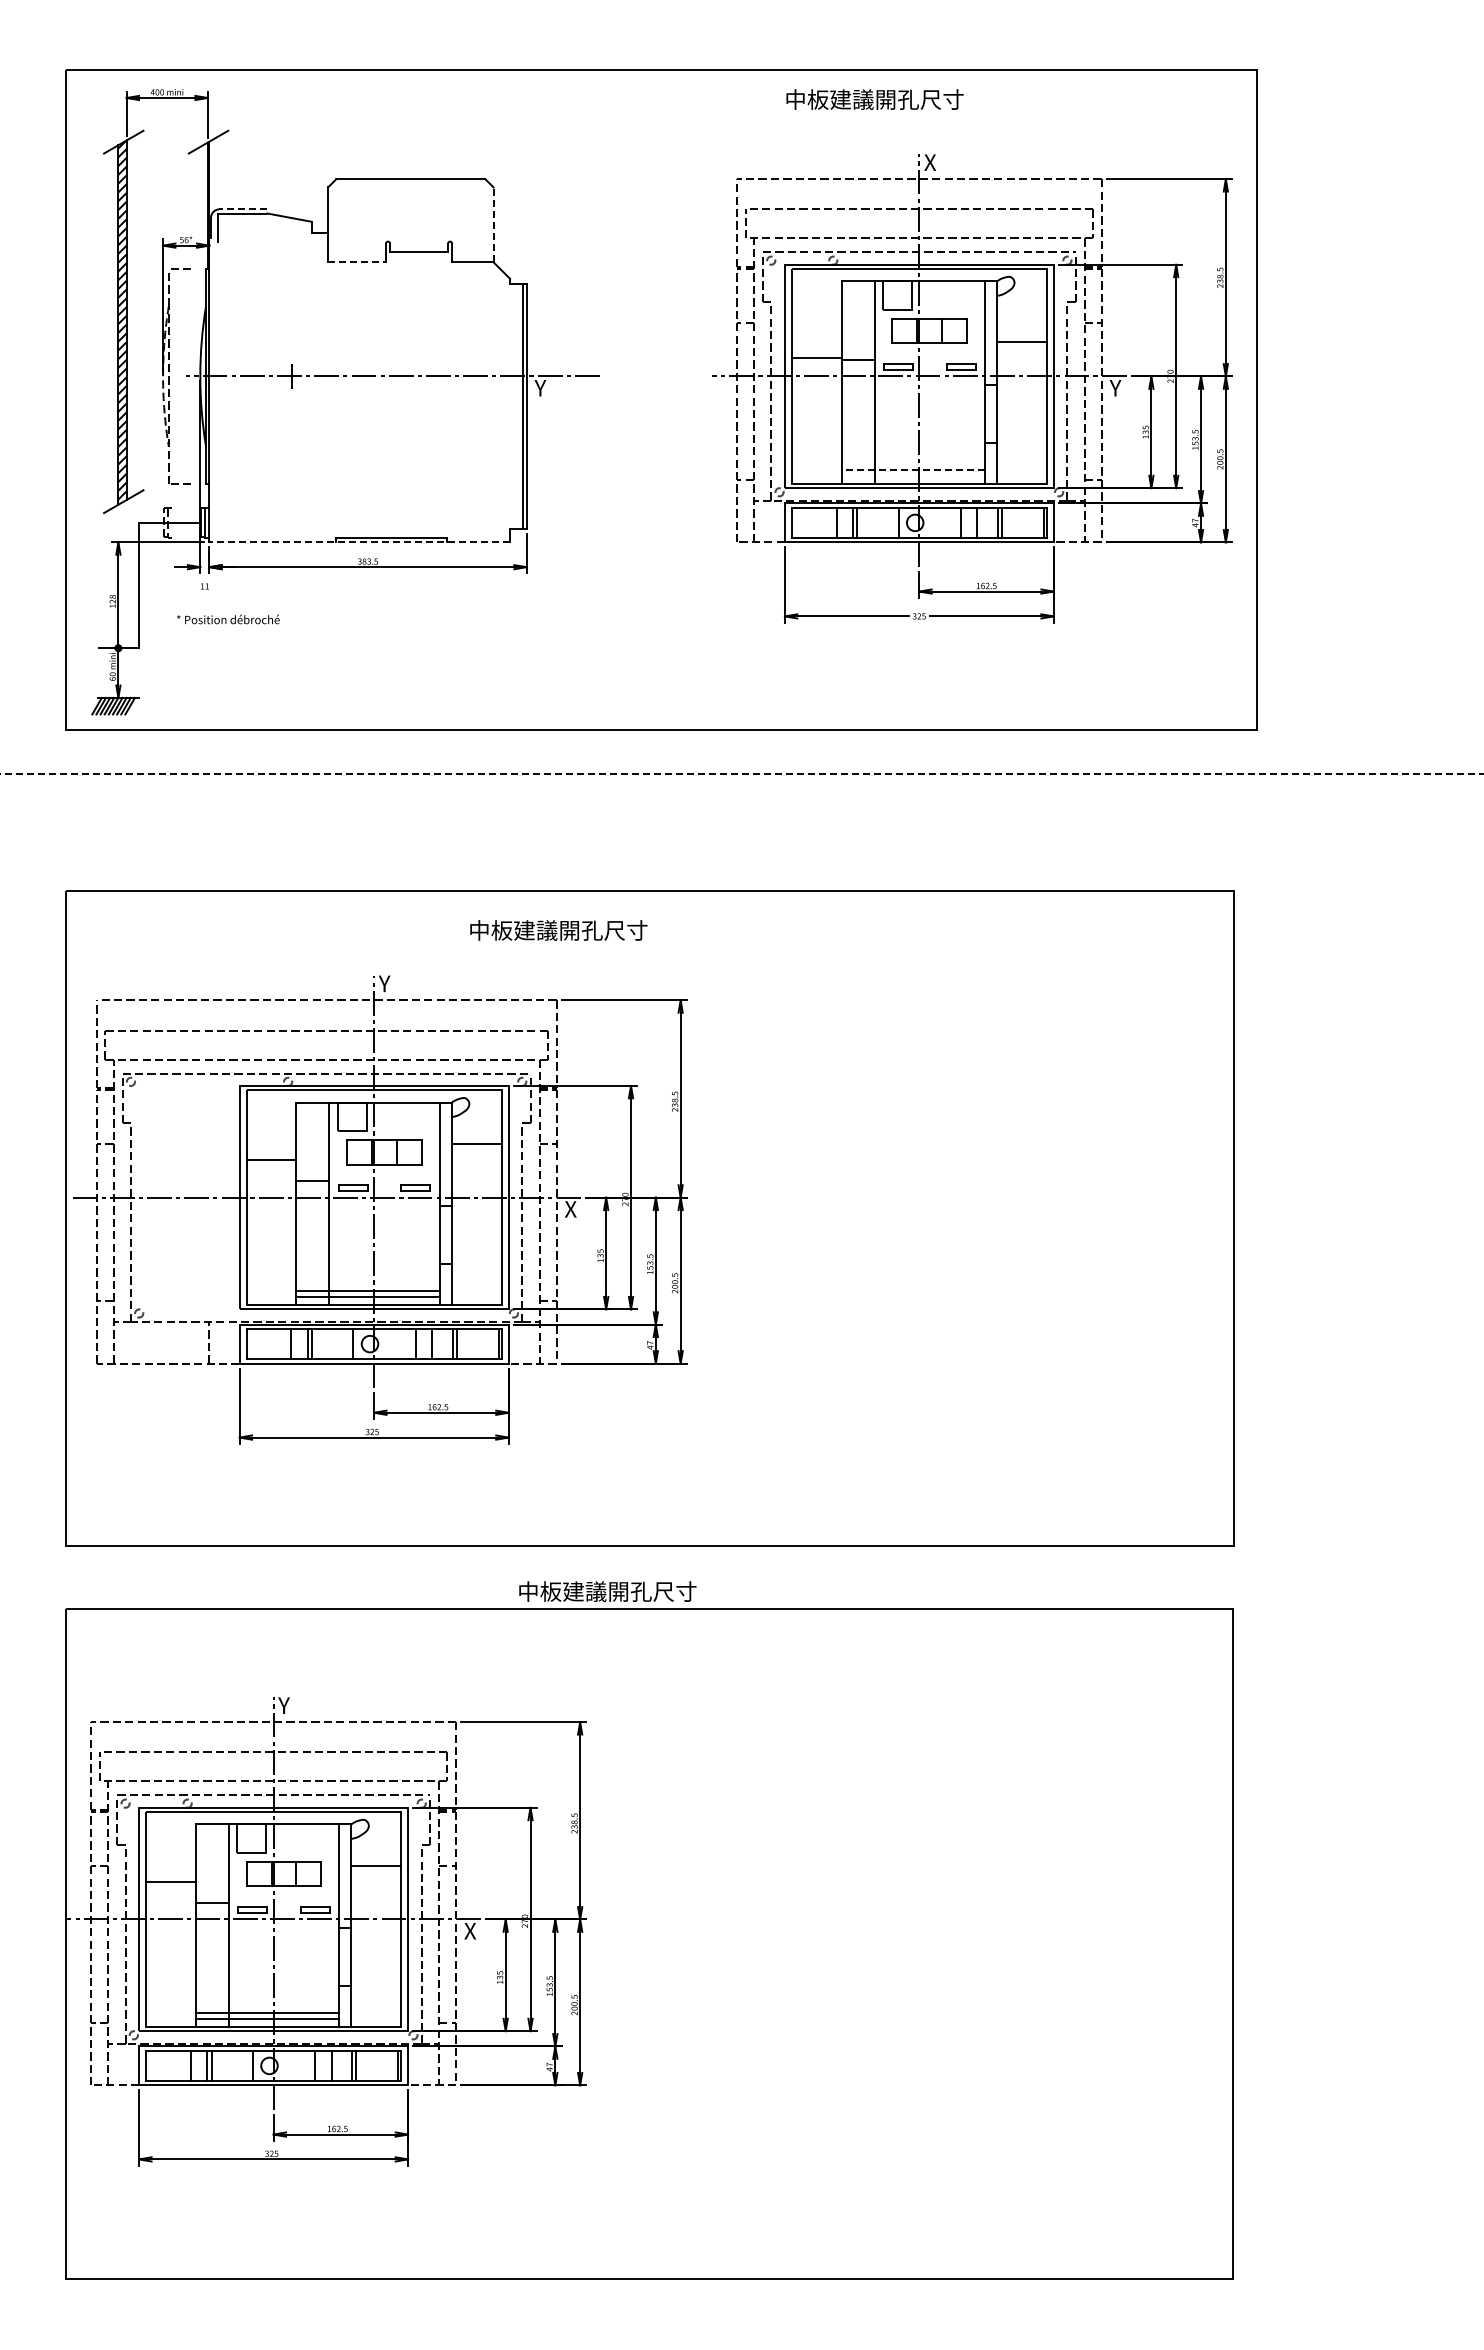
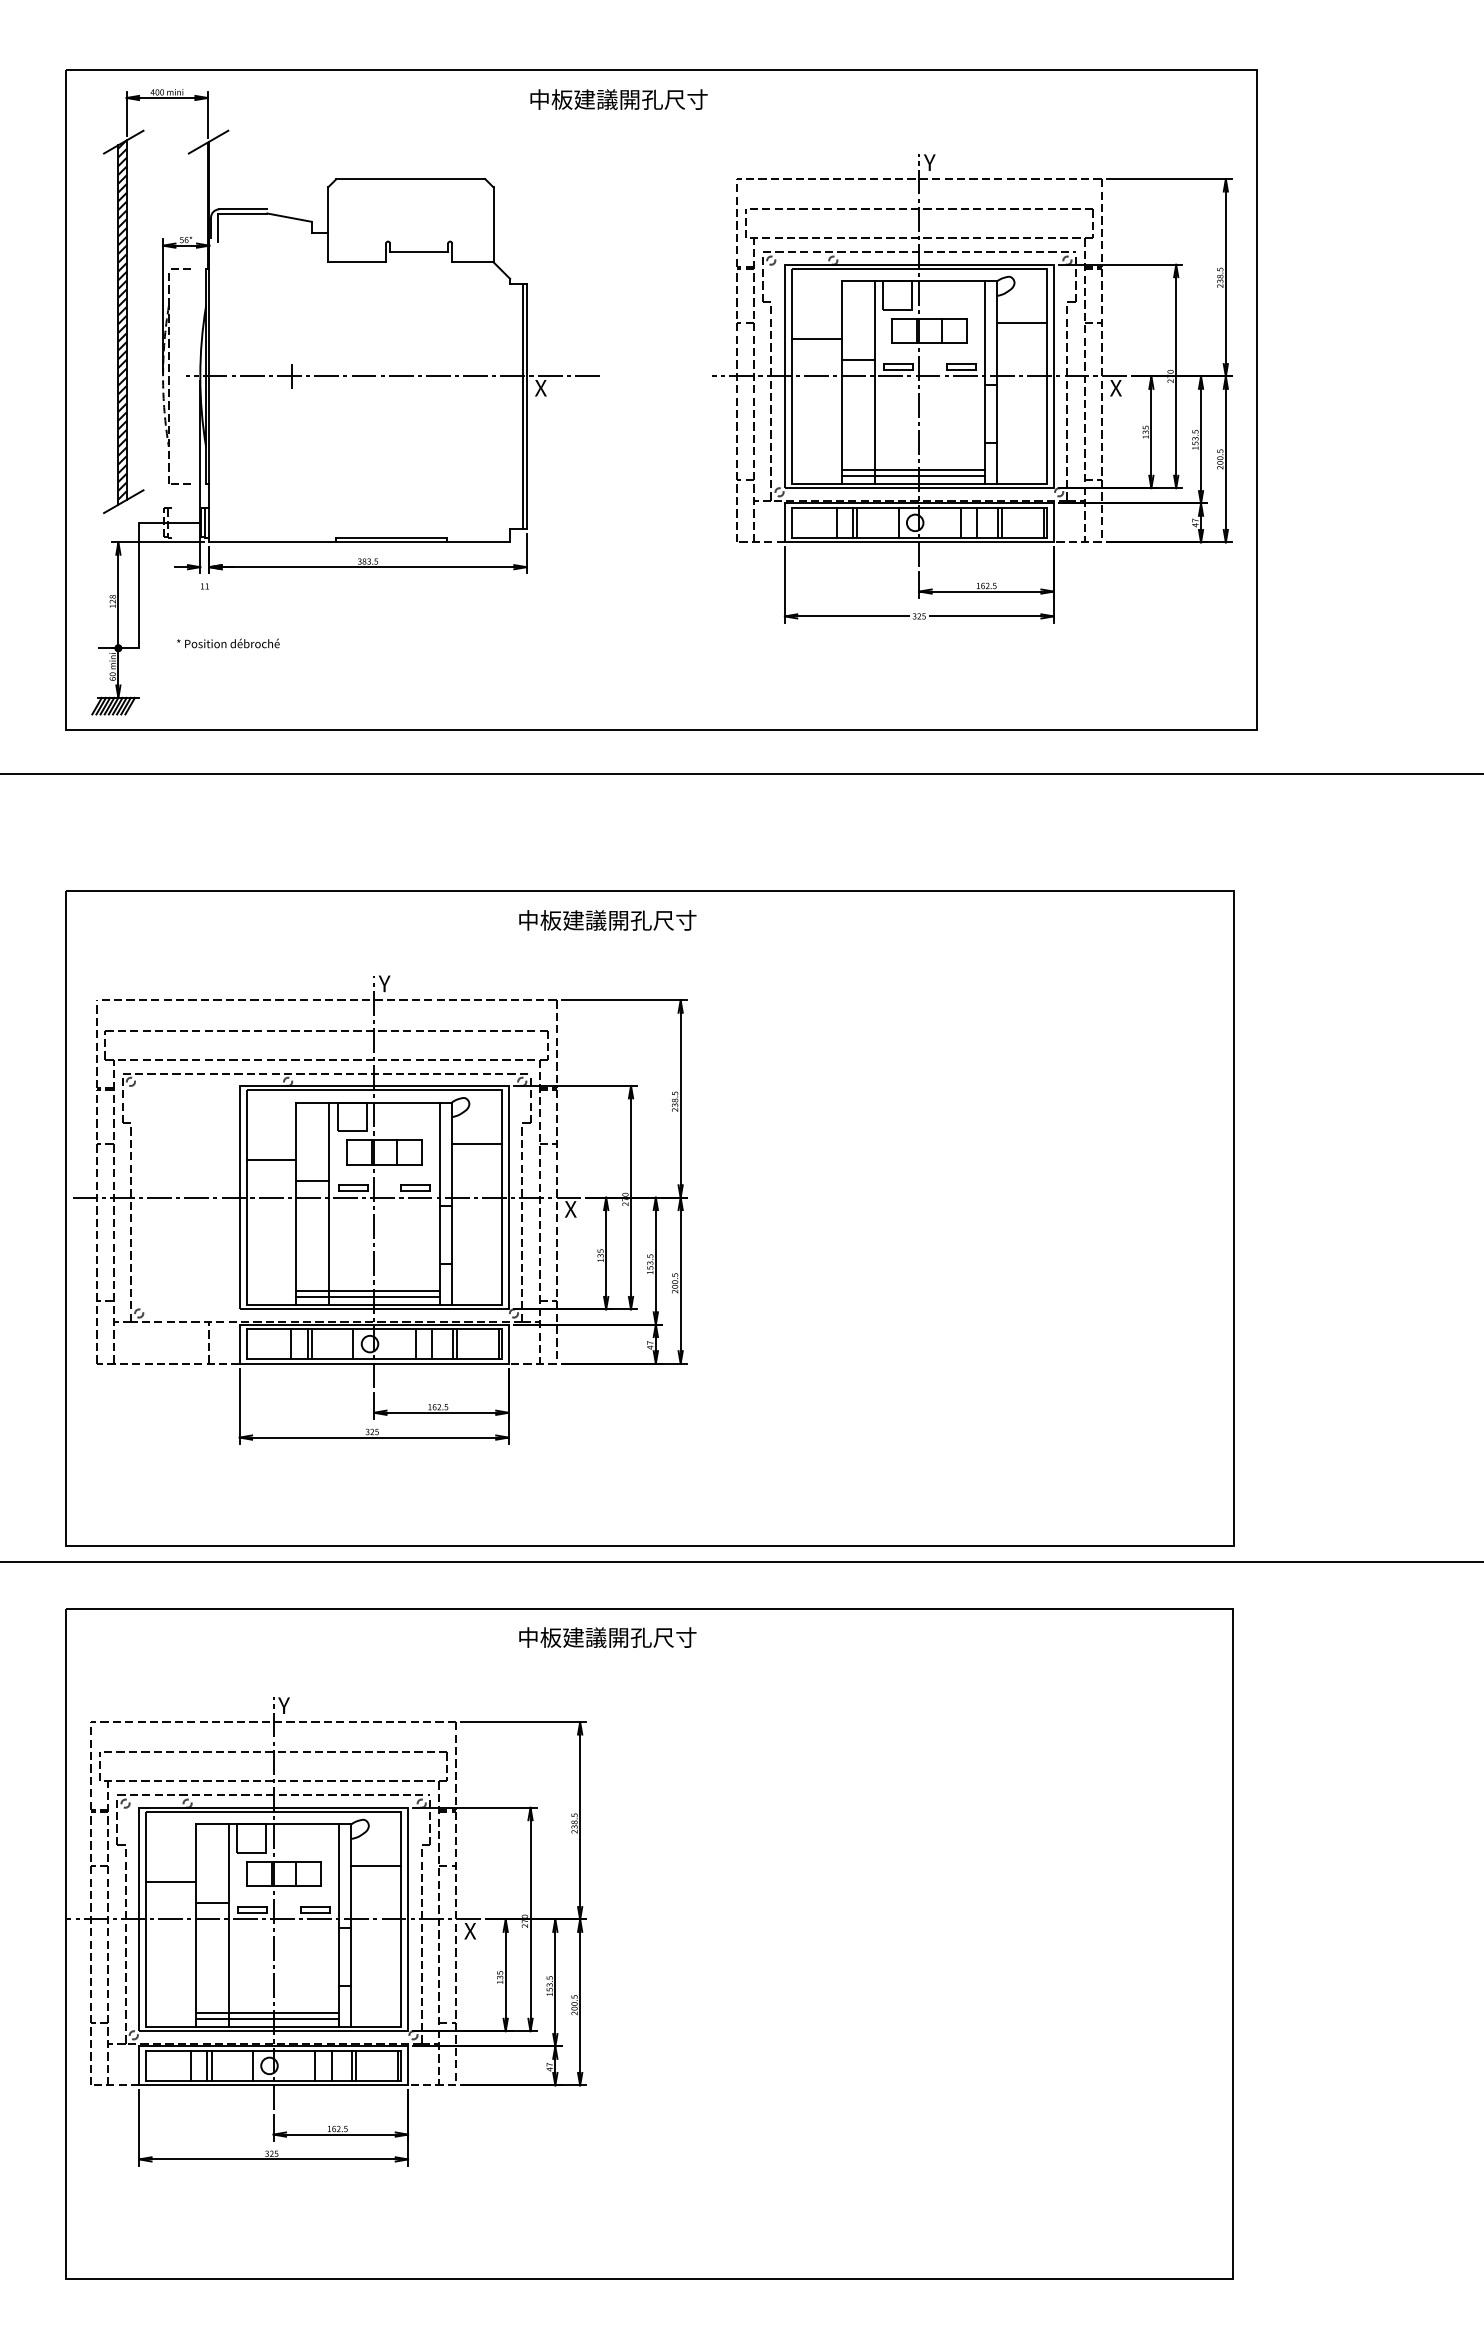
text position: (874, 99) -> (618, 99) (618, 99)
text: X -> Y (930, 162)
line: dashed -> solid (243, 209)
line: dashed -> solid (493, 224)
line: dashed -> solid (357, 262)
line position: (1021, 341) -> (1021, 322) (1021, 322)
line position: (816, 358) -> (816, 339) (816, 339)
text: Y -> X (540, 388)
text: Y -> X (1115, 388)
line: dashed -> solid (913, 469)
line: none -> present (912, 475)
line: dashed -> solid (359, 542)
text position: (228, 619) -> (228, 643) (228, 643)
line: dashed -> solid (742, 774)
text position: (558, 930) -> (607, 920) (607, 920)
line: none -> present (741, 1561)
text position: (607, 1591) -> (607, 1637) (607, 1637)
